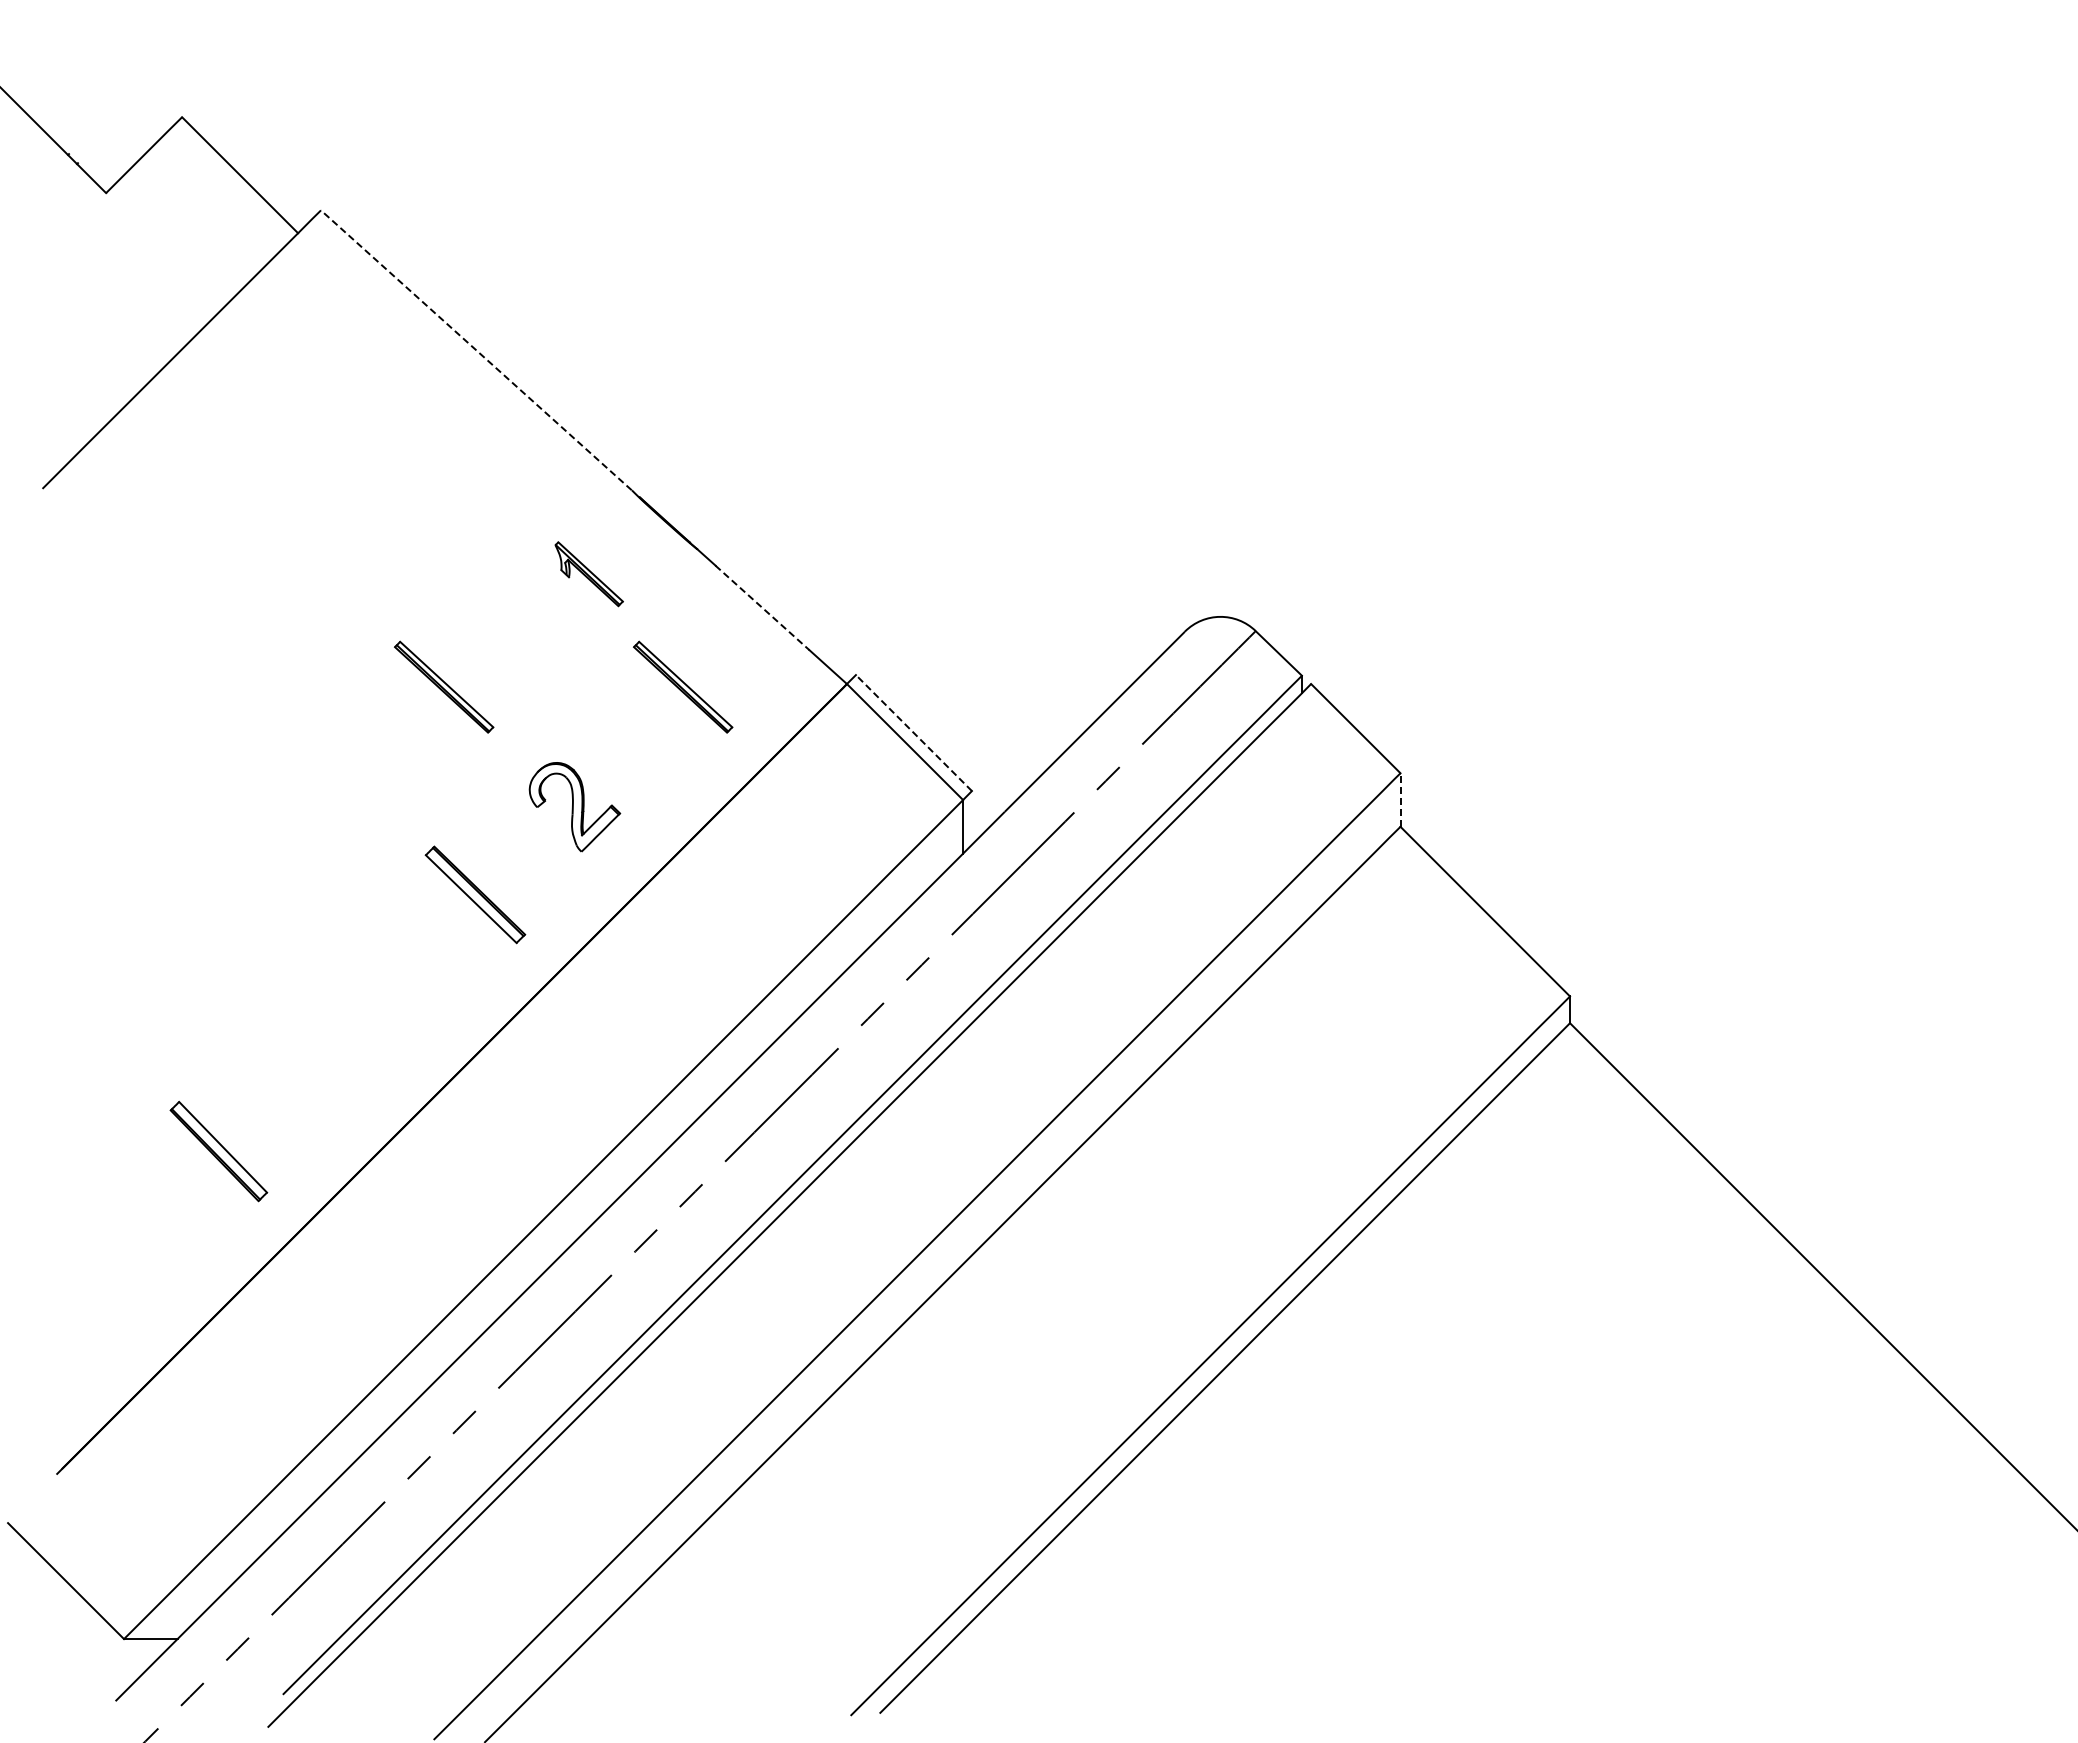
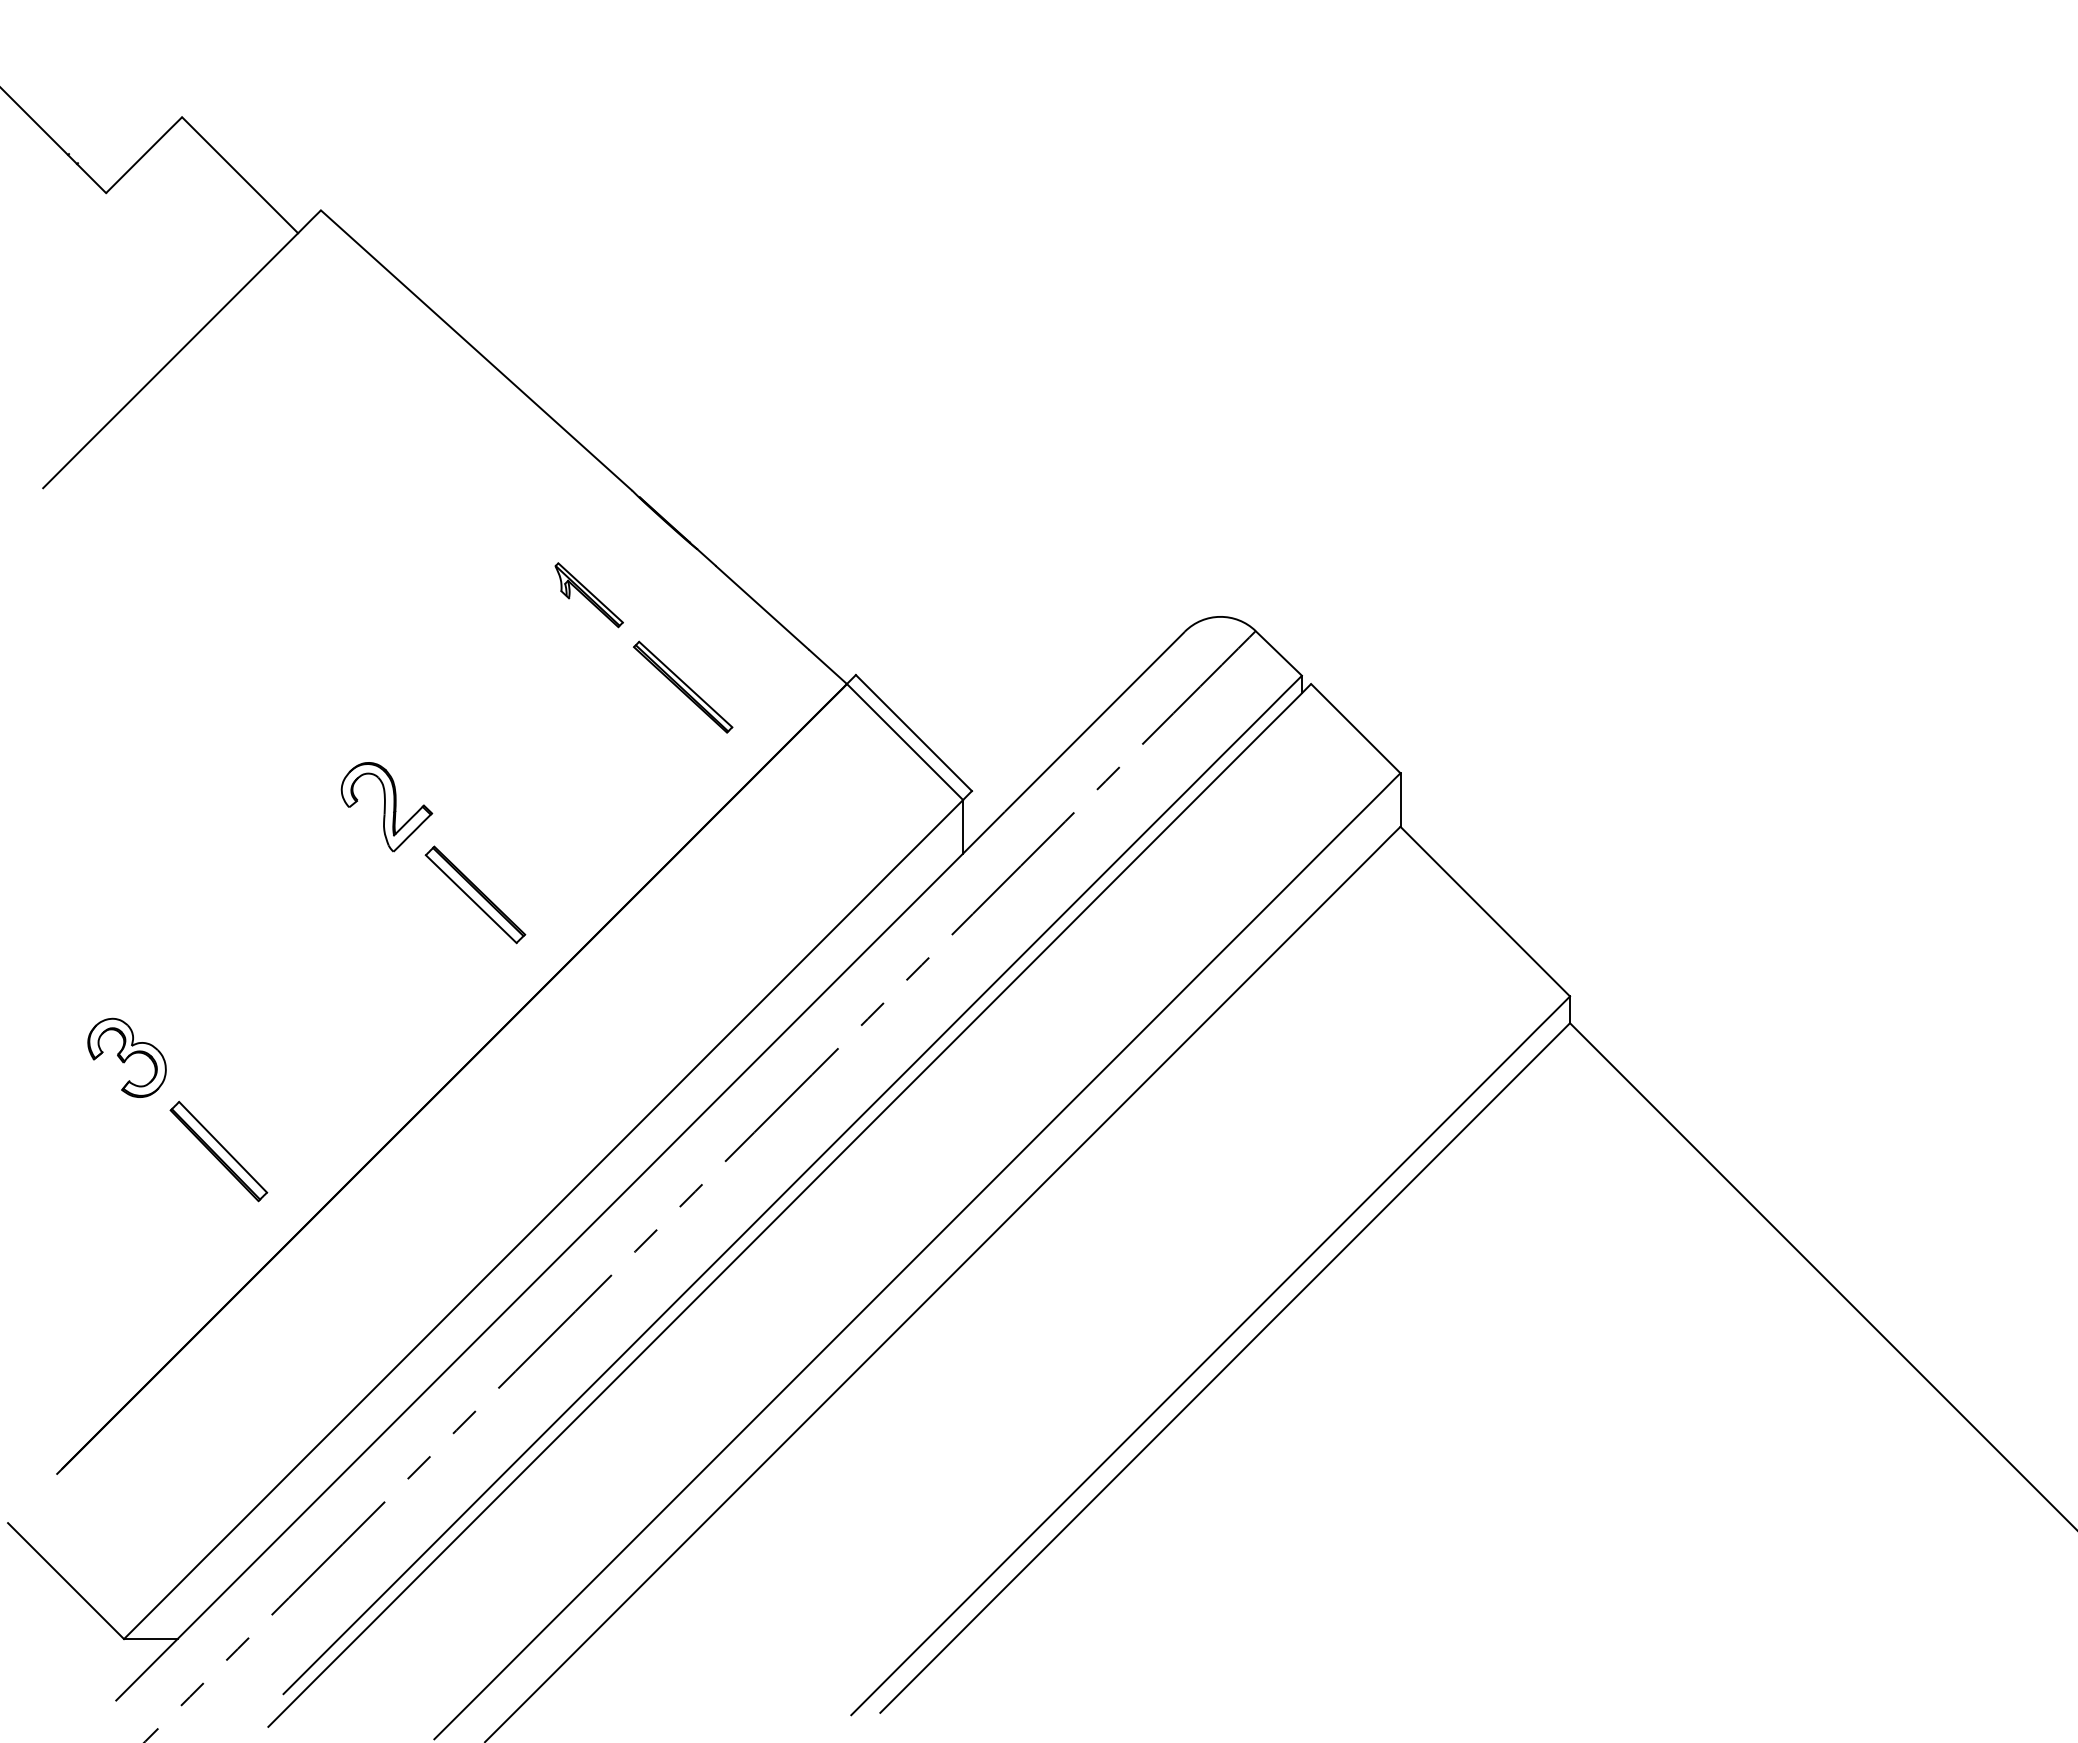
line: dashed -> solid (475, 349)
part position: (588, 574) -> (588, 595) (588, 595)
line: dashed -> solid (762, 608)
part: present -> none (444, 686)
line: dashed -> solid (913, 732)
line: dashed -> solid (1400, 800)
part position: (574, 807) -> (386, 807) (386, 807)
part: none -> present (126, 1057)
